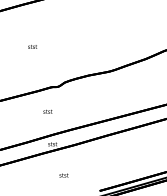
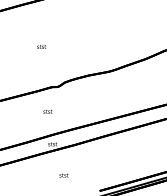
text position: (32, 46) -> (41, 46) (41, 46)
